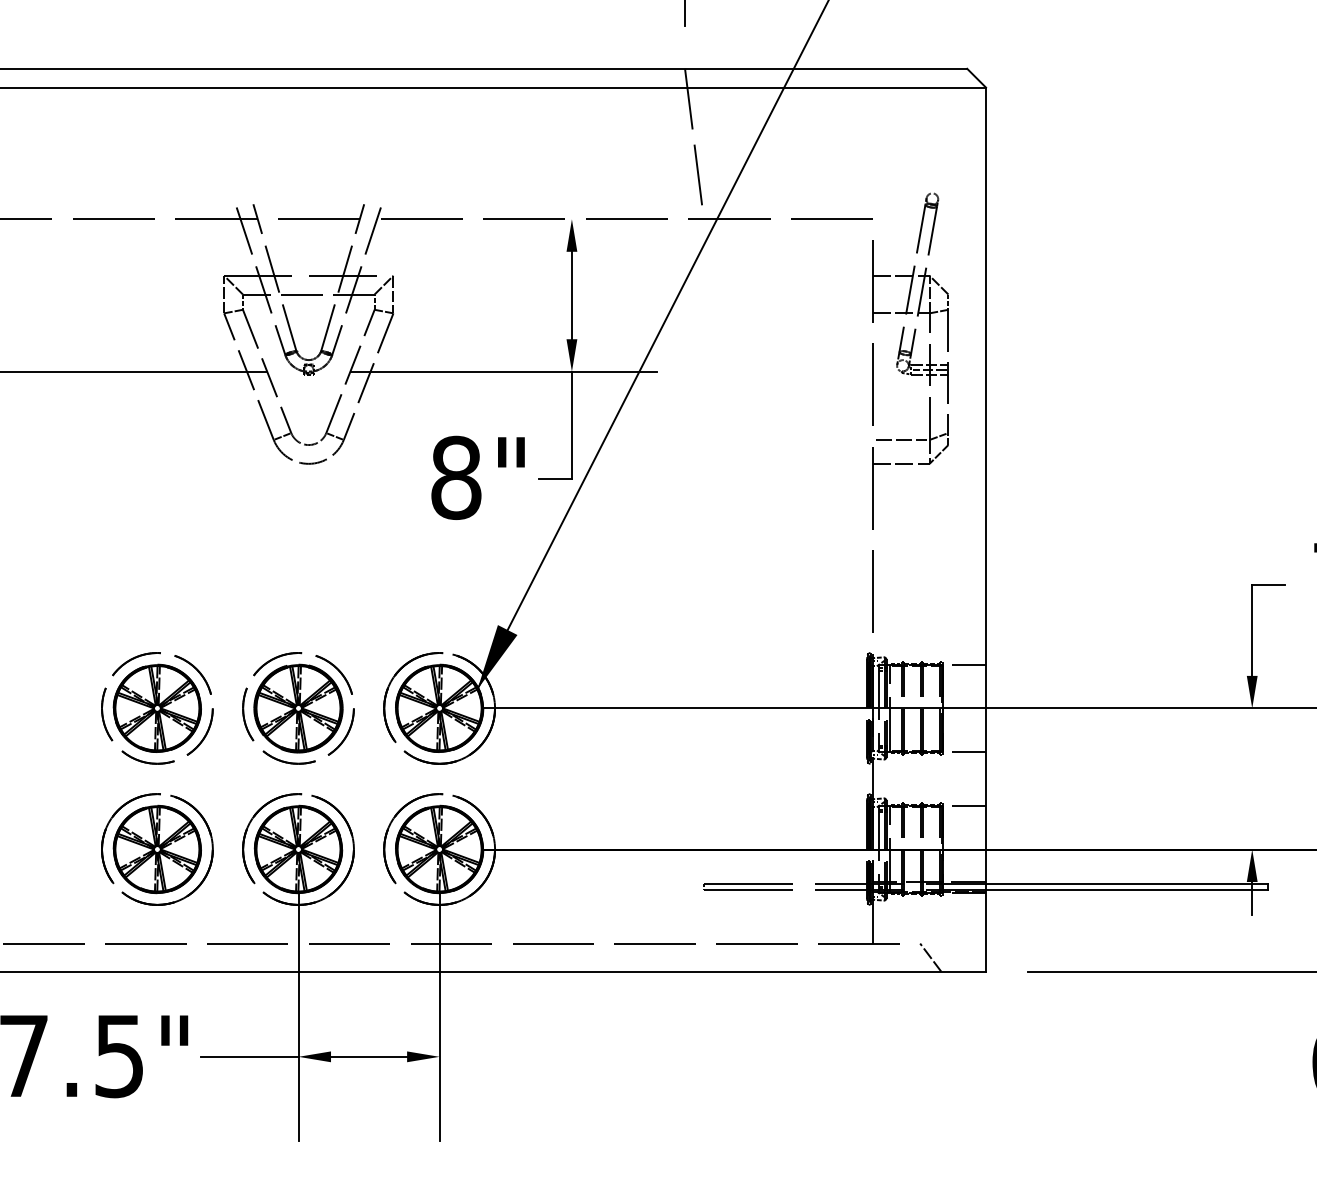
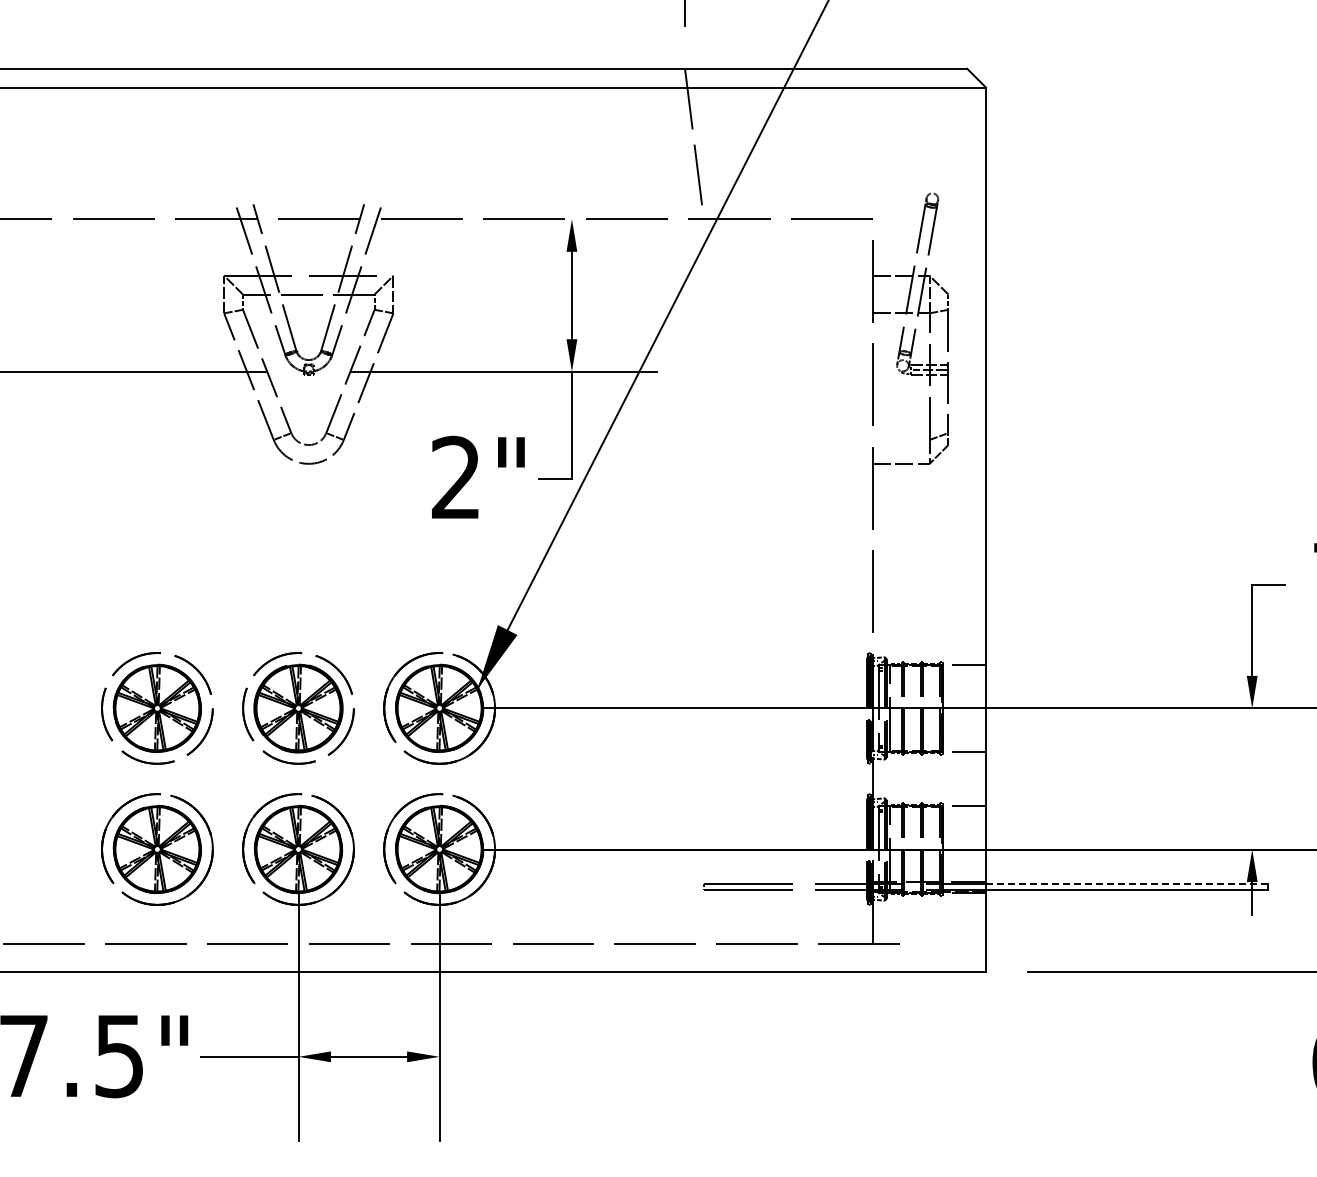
line: present -> none (900, 439)
text: 8" -> 2" (456, 477)
line: solid -> dashed (1127, 883)
line: present -> none (930, 957)
